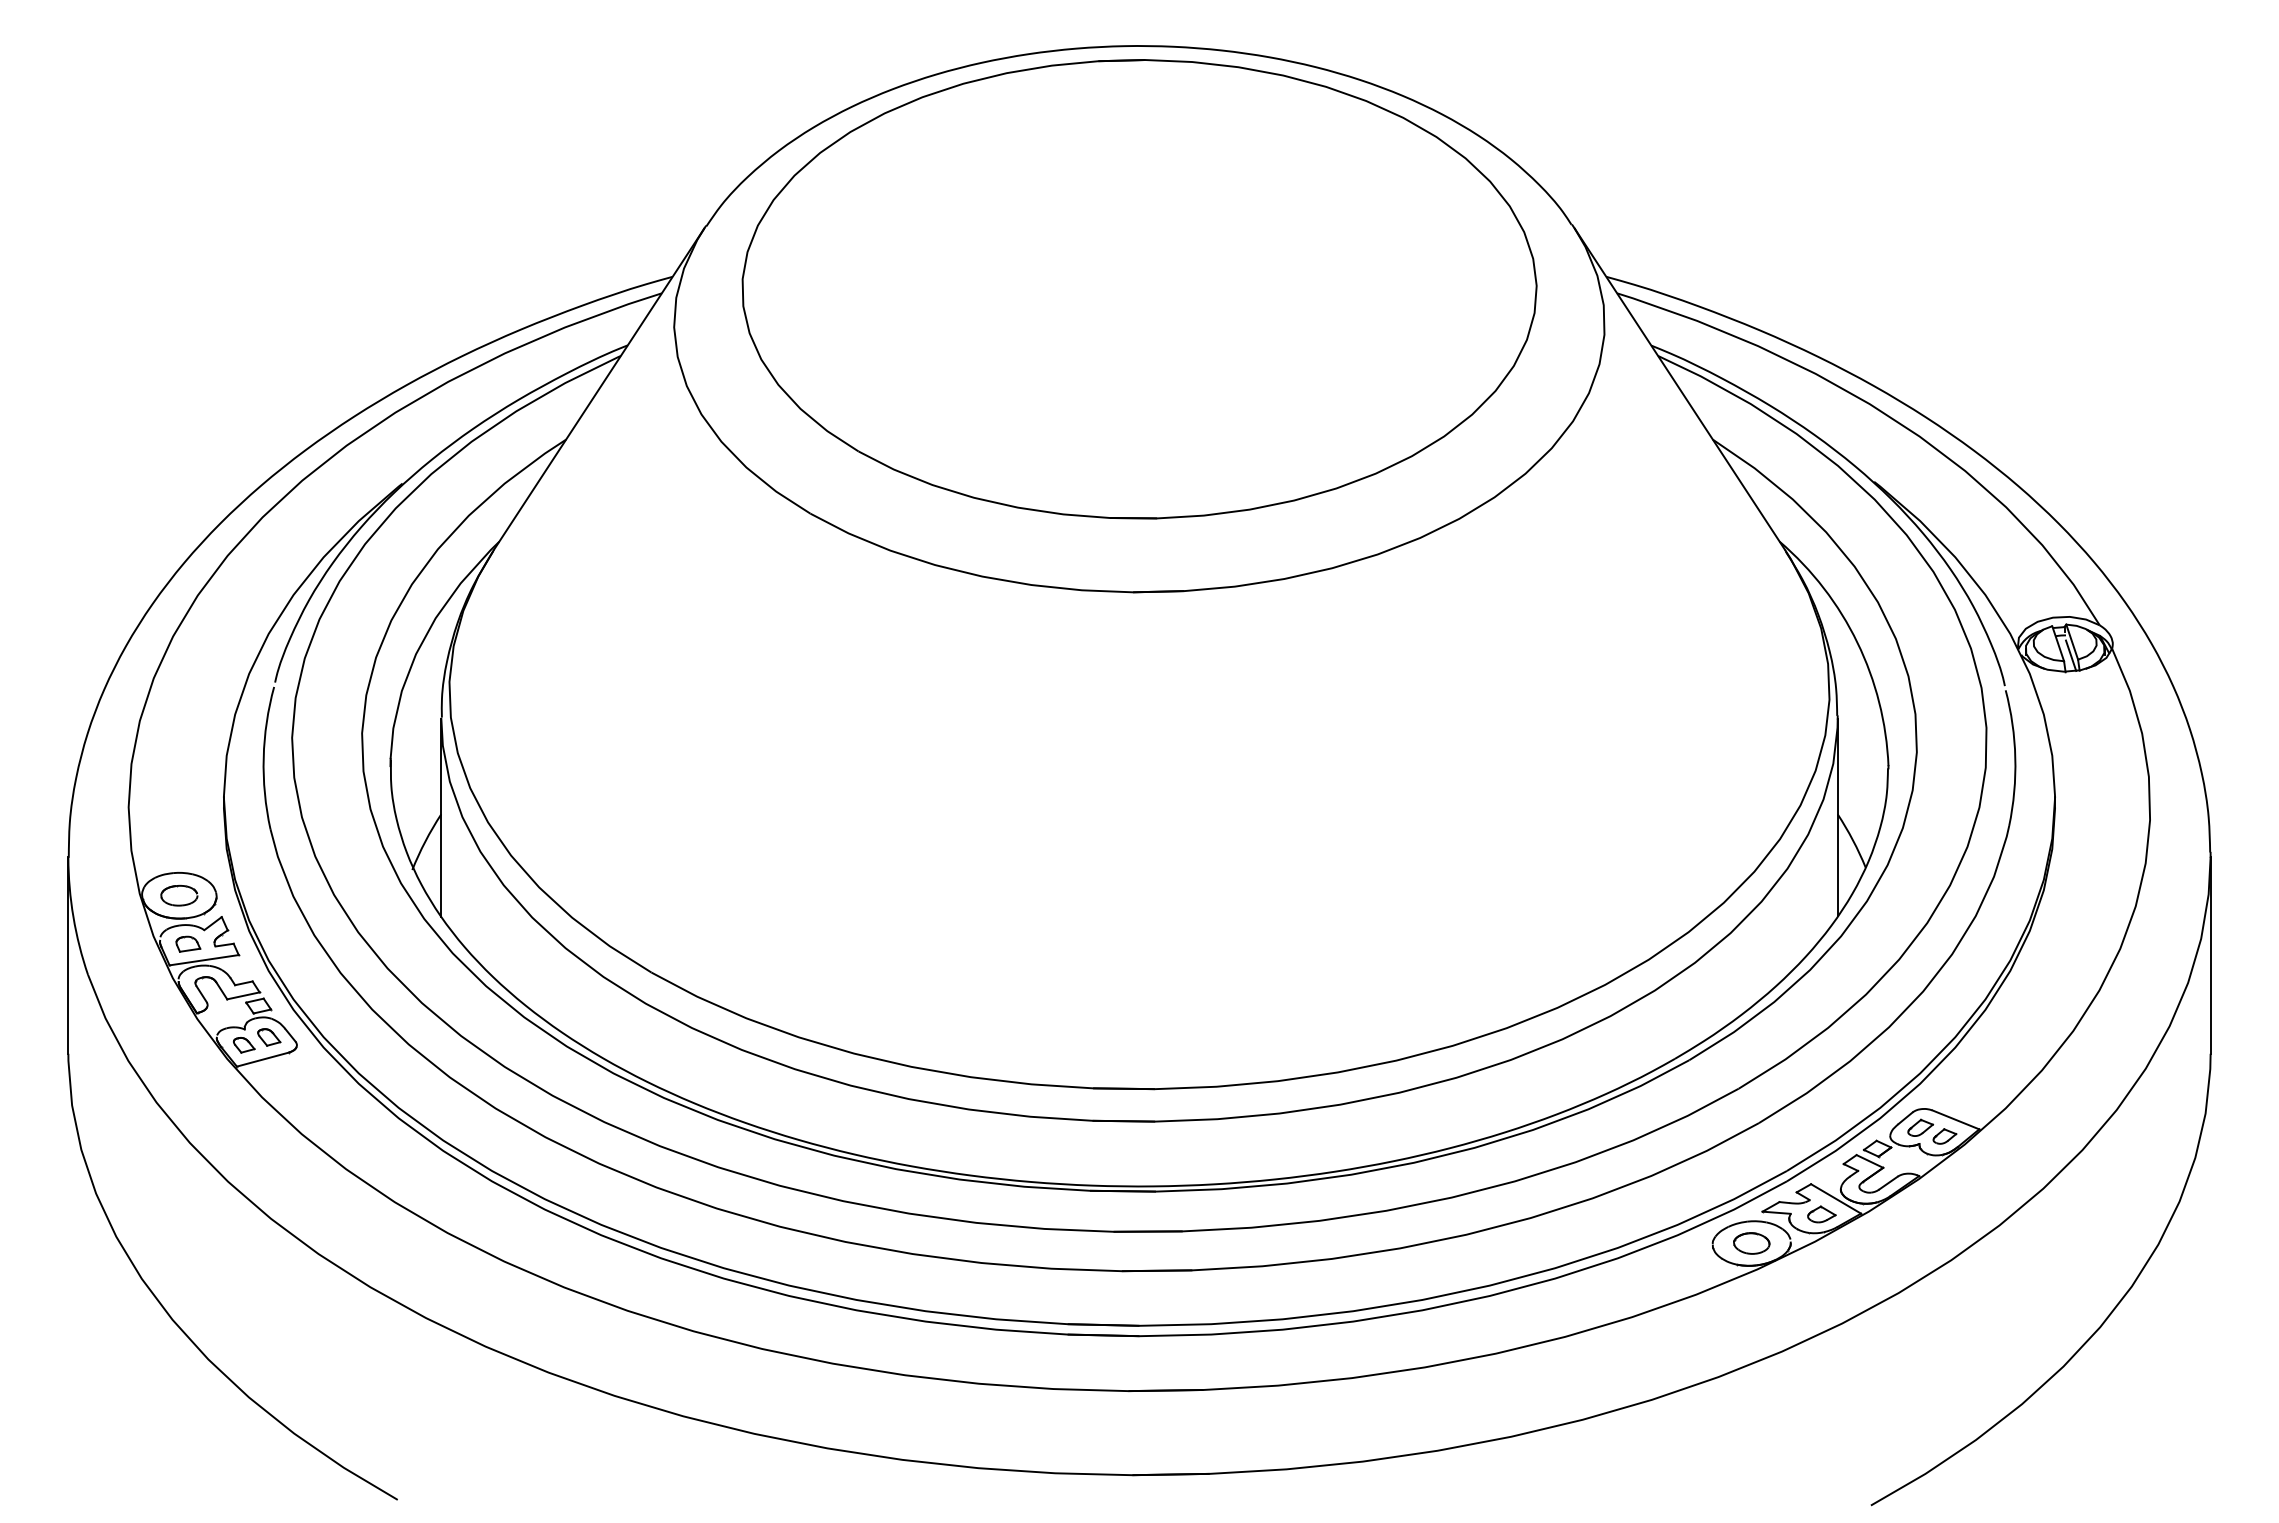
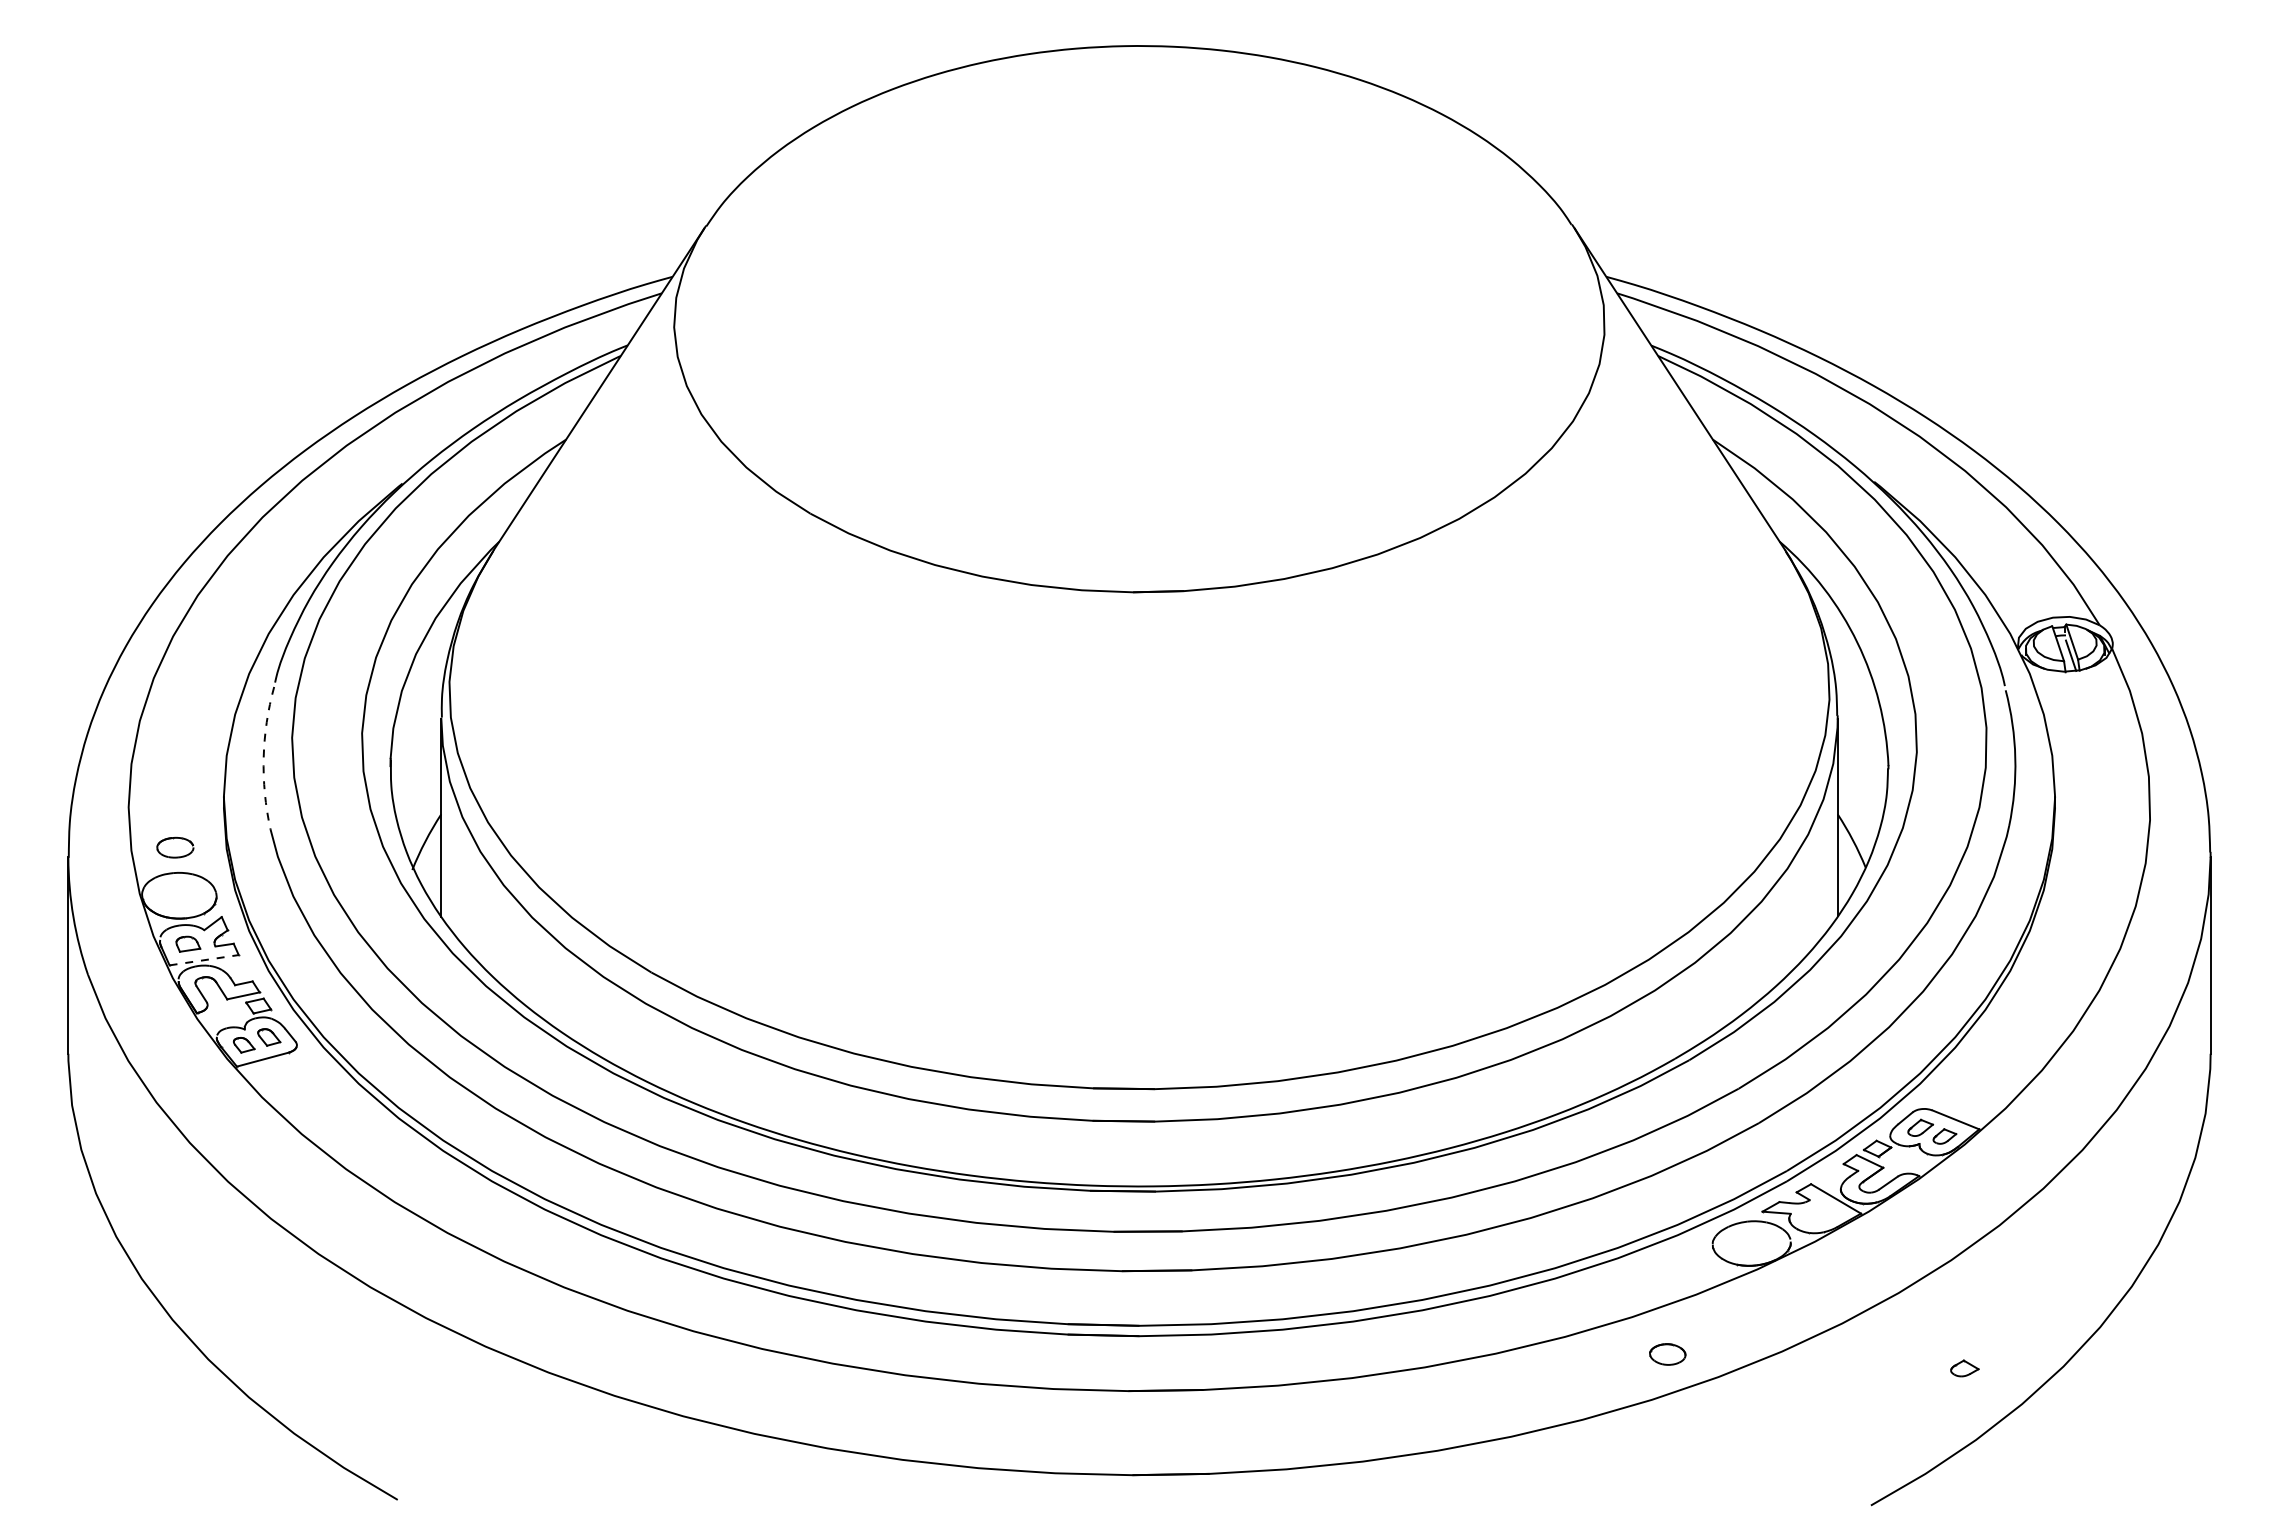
part: present -> none (1139, 289)
arc: solid -> dashed (263, 757)
part position: (179, 895) -> (175, 847) (175, 847)
line: solid -> dashed (204, 960)
part position: (1821, 1214) -> (1964, 1368) (1964, 1368)
part position: (1751, 1243) -> (1667, 1354) (1667, 1354)
